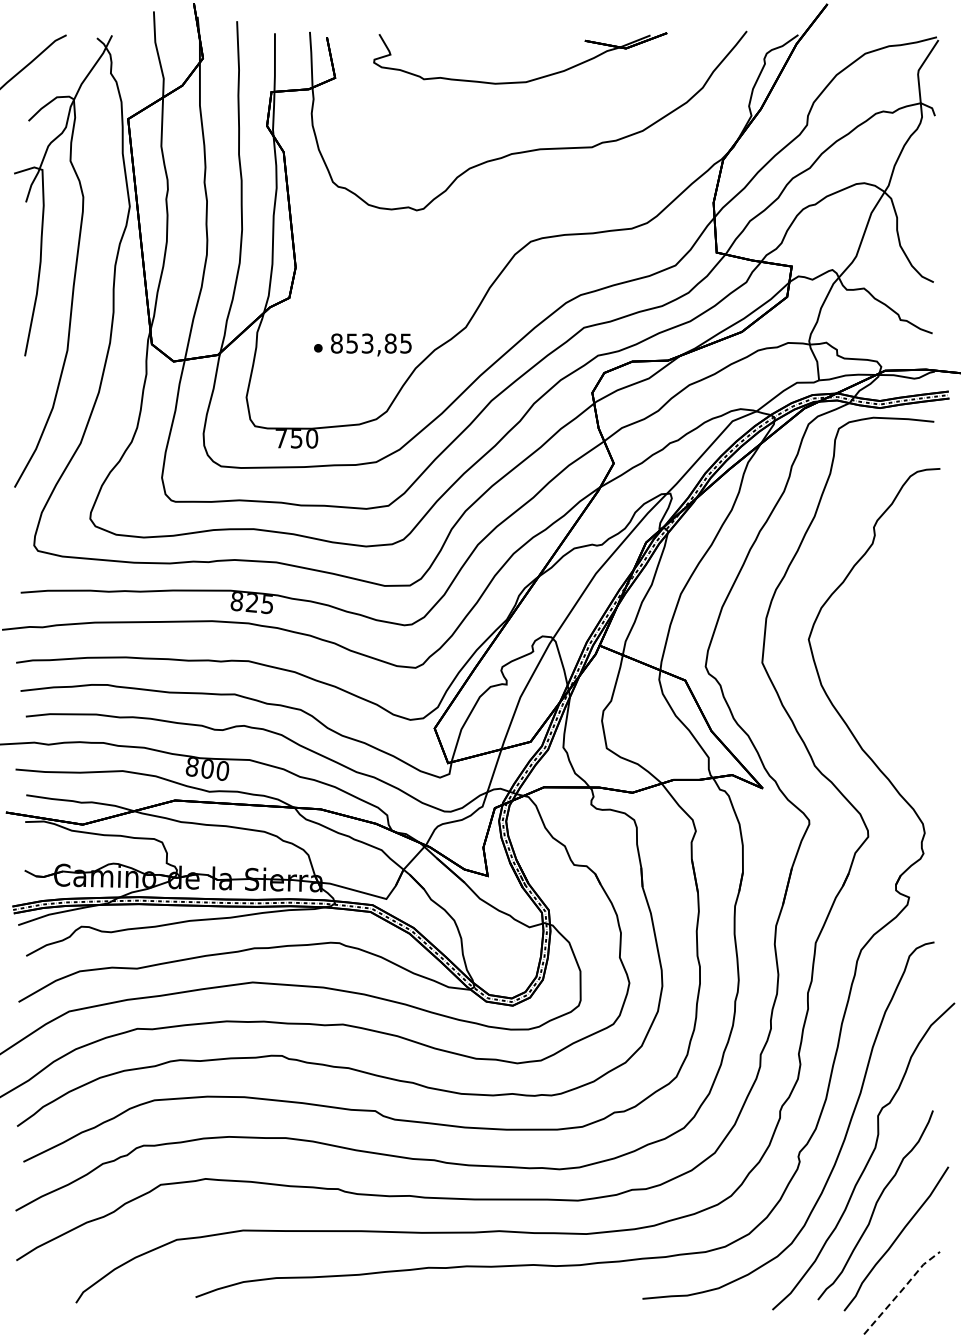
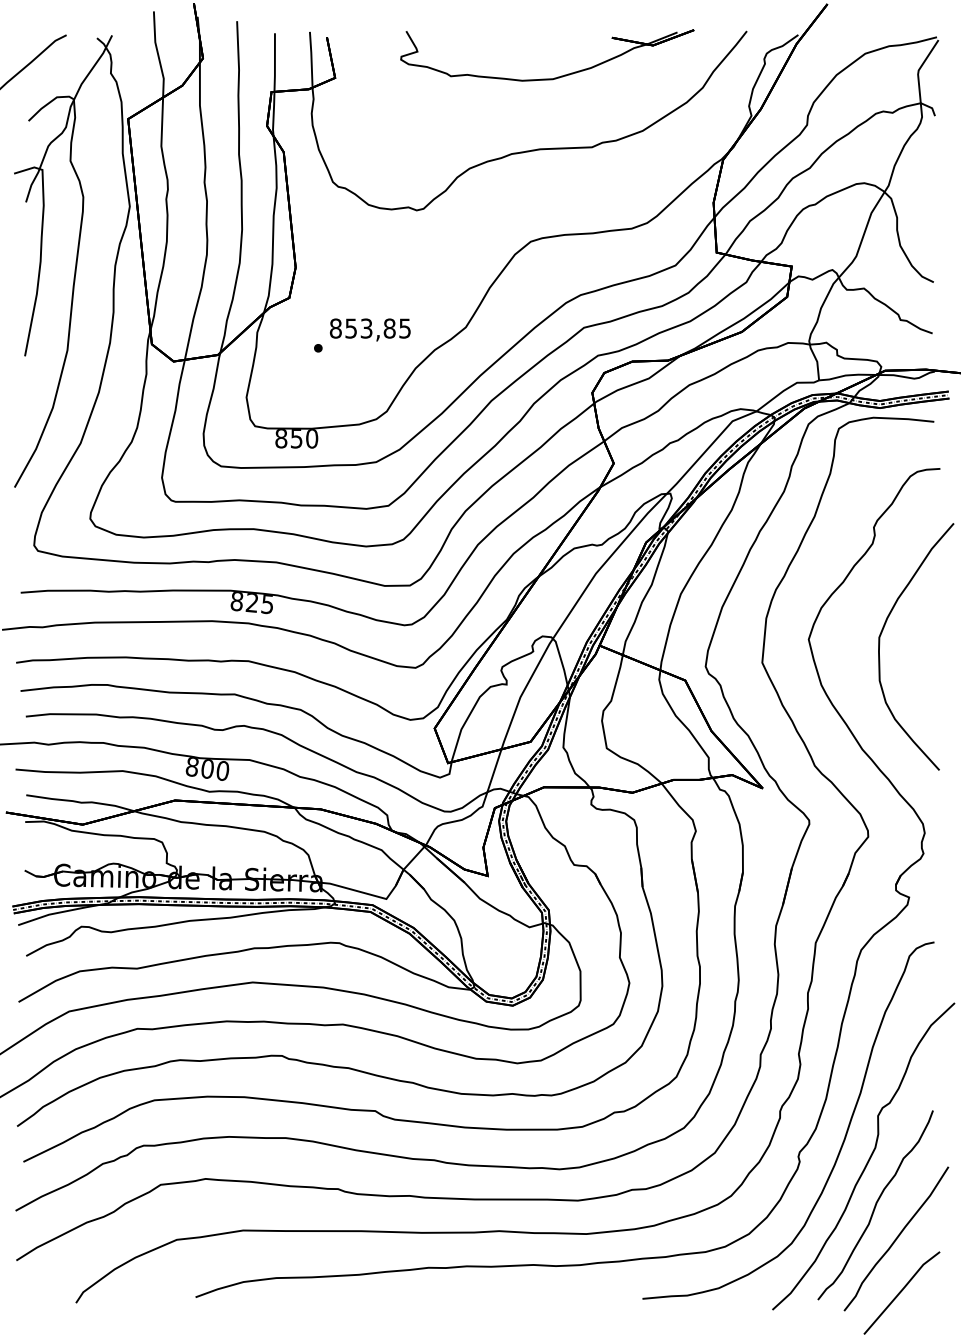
part position: (520, 81) -> (547, 78) (547, 78)
text position: (371, 344) -> (370, 329) (370, 329)
text: 750 -> 850 (281, 438)
curve: none -> present (880, 643)
line: dashed -> solid (901, 1290)
